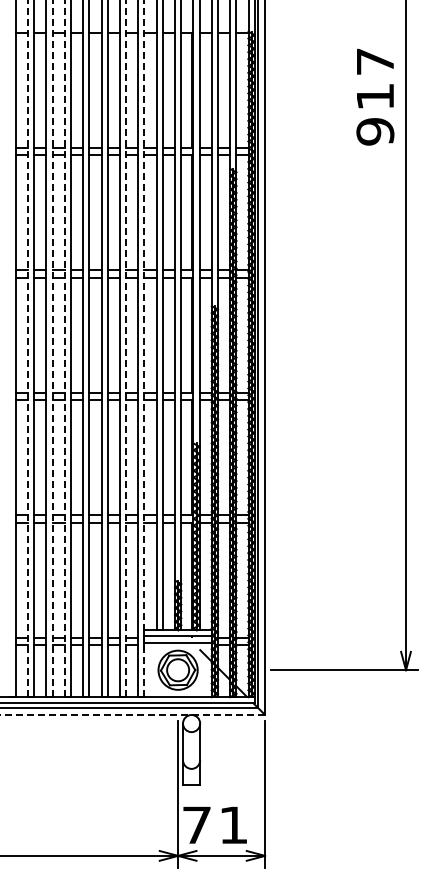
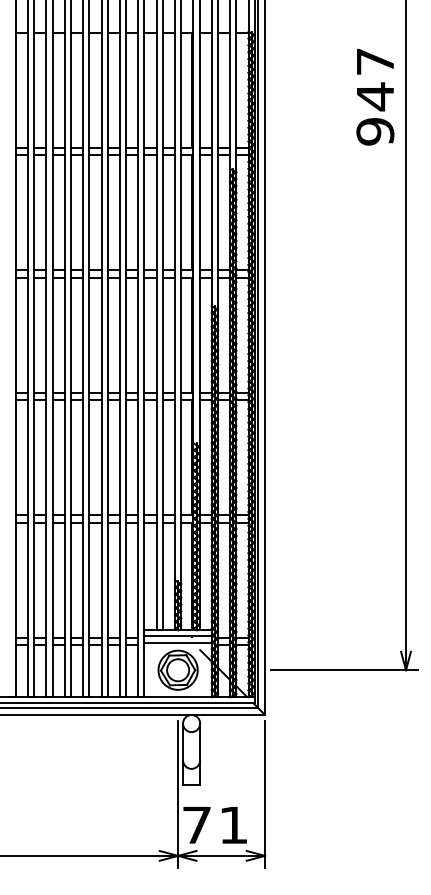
text: 917 -> 947 (375, 96)
line: dashed -> solid (28, 348)
line: dashed -> solid (52, 348)
line: dashed -> solid (64, 348)
line: dashed -> solid (126, 348)
line: dashed -> solid (144, 348)
line: dashed -> solid (133, 714)
